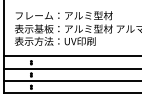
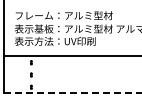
line: present -> none (70, 68)
line: present -> none (70, 80)
line: solid -> dashed (72, 93)
